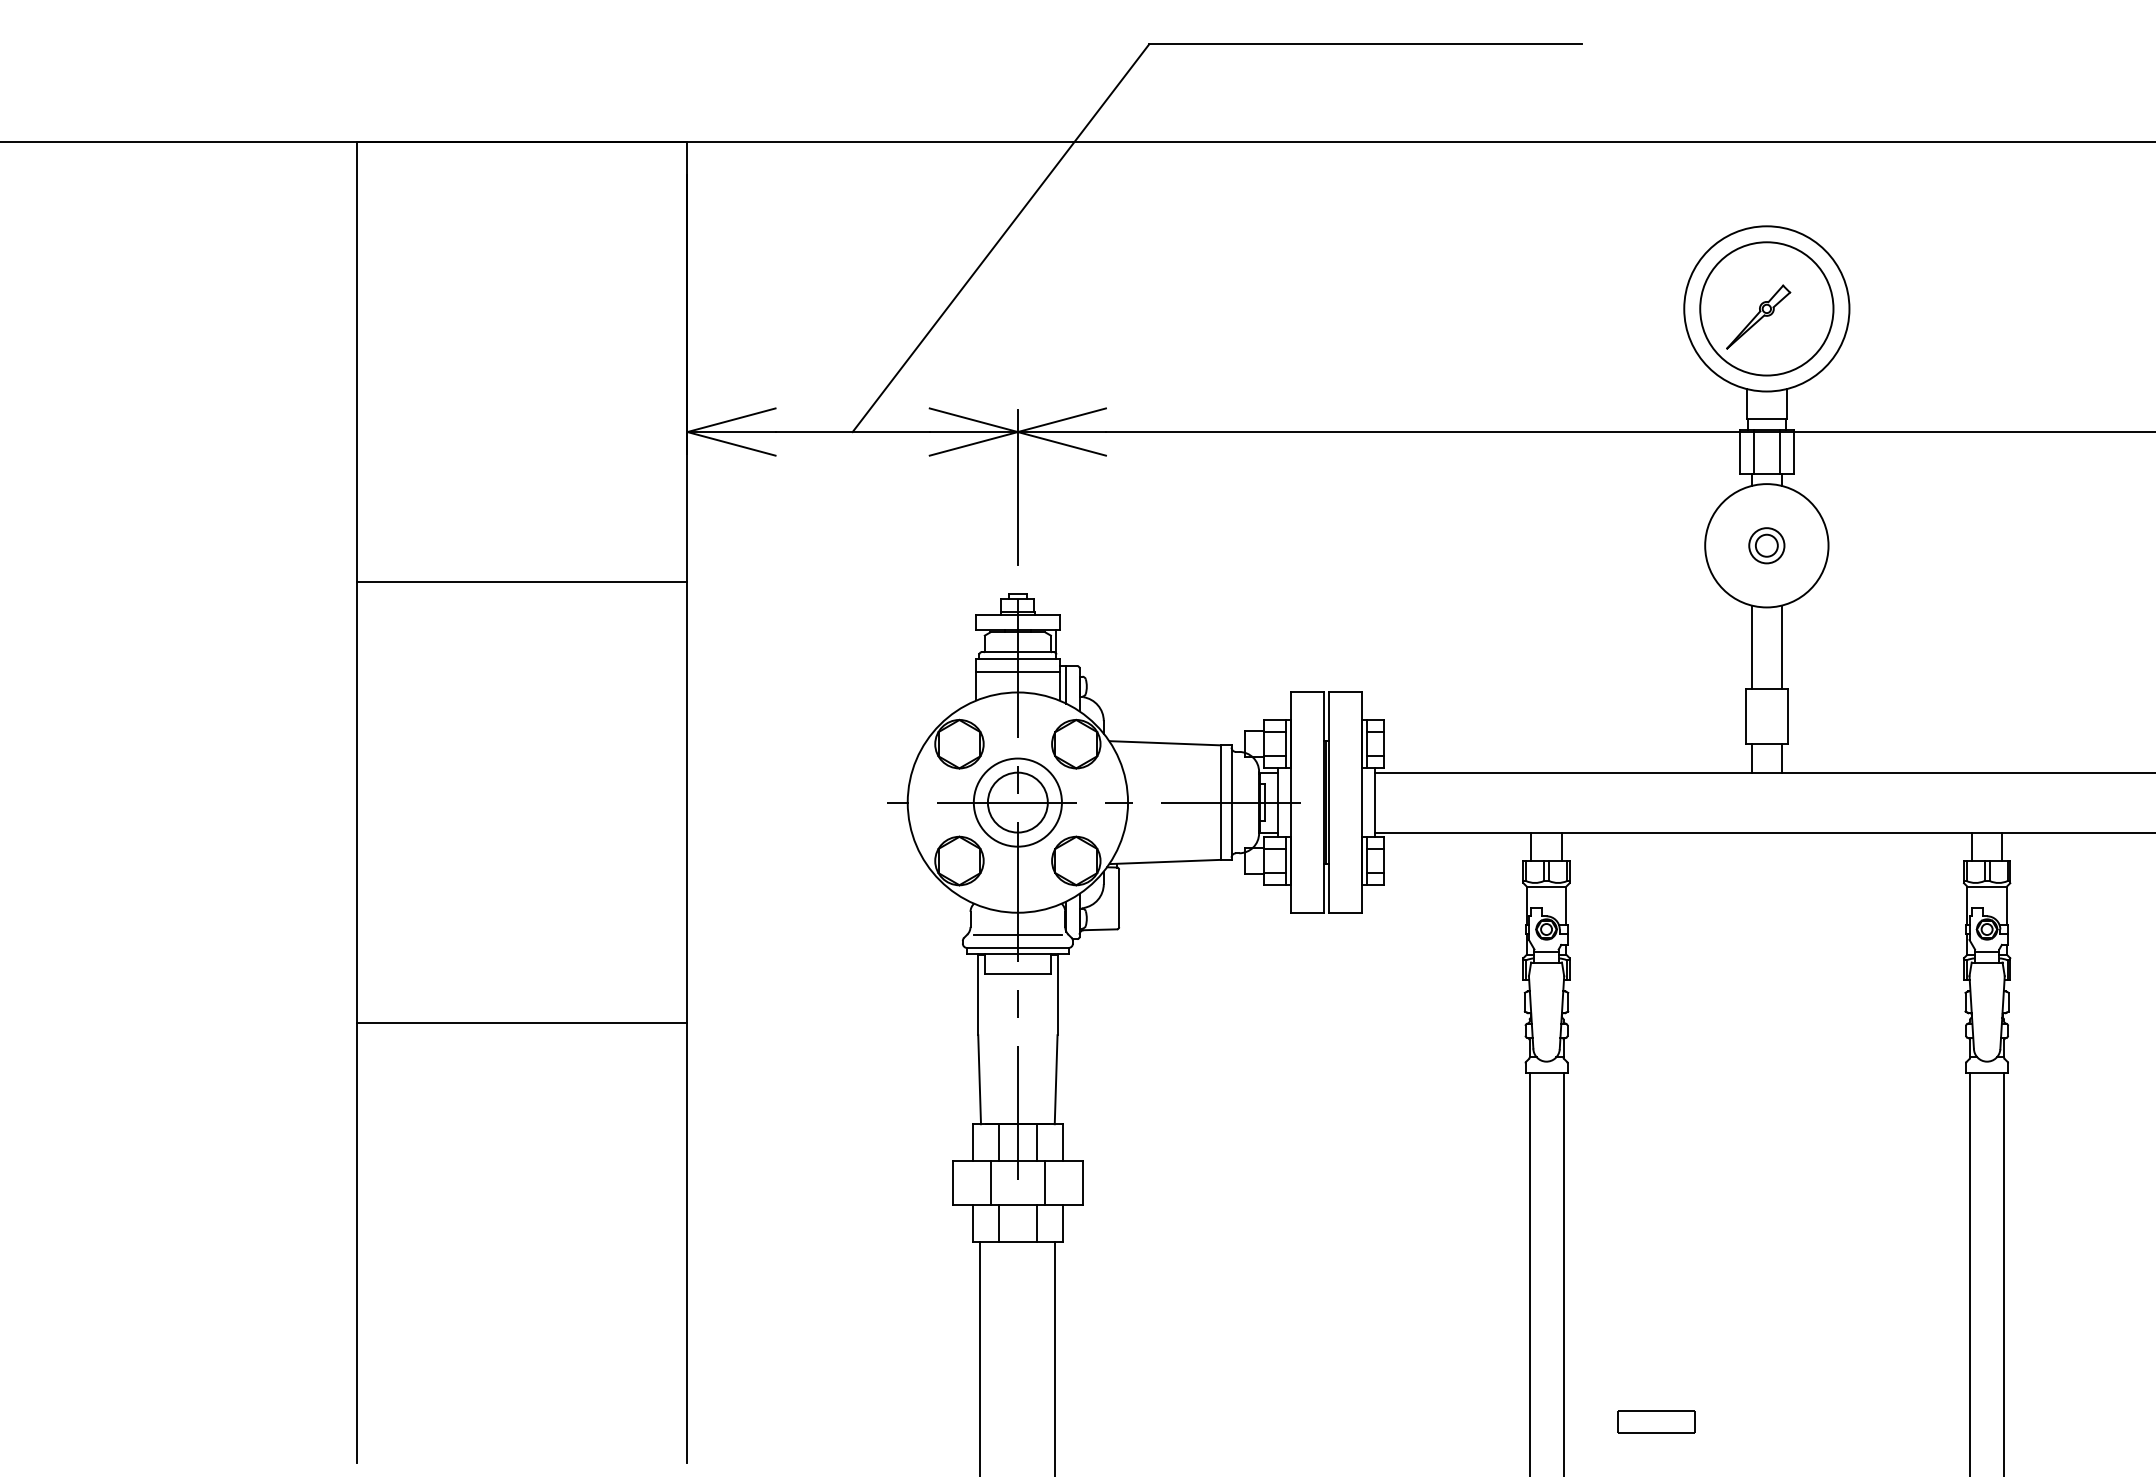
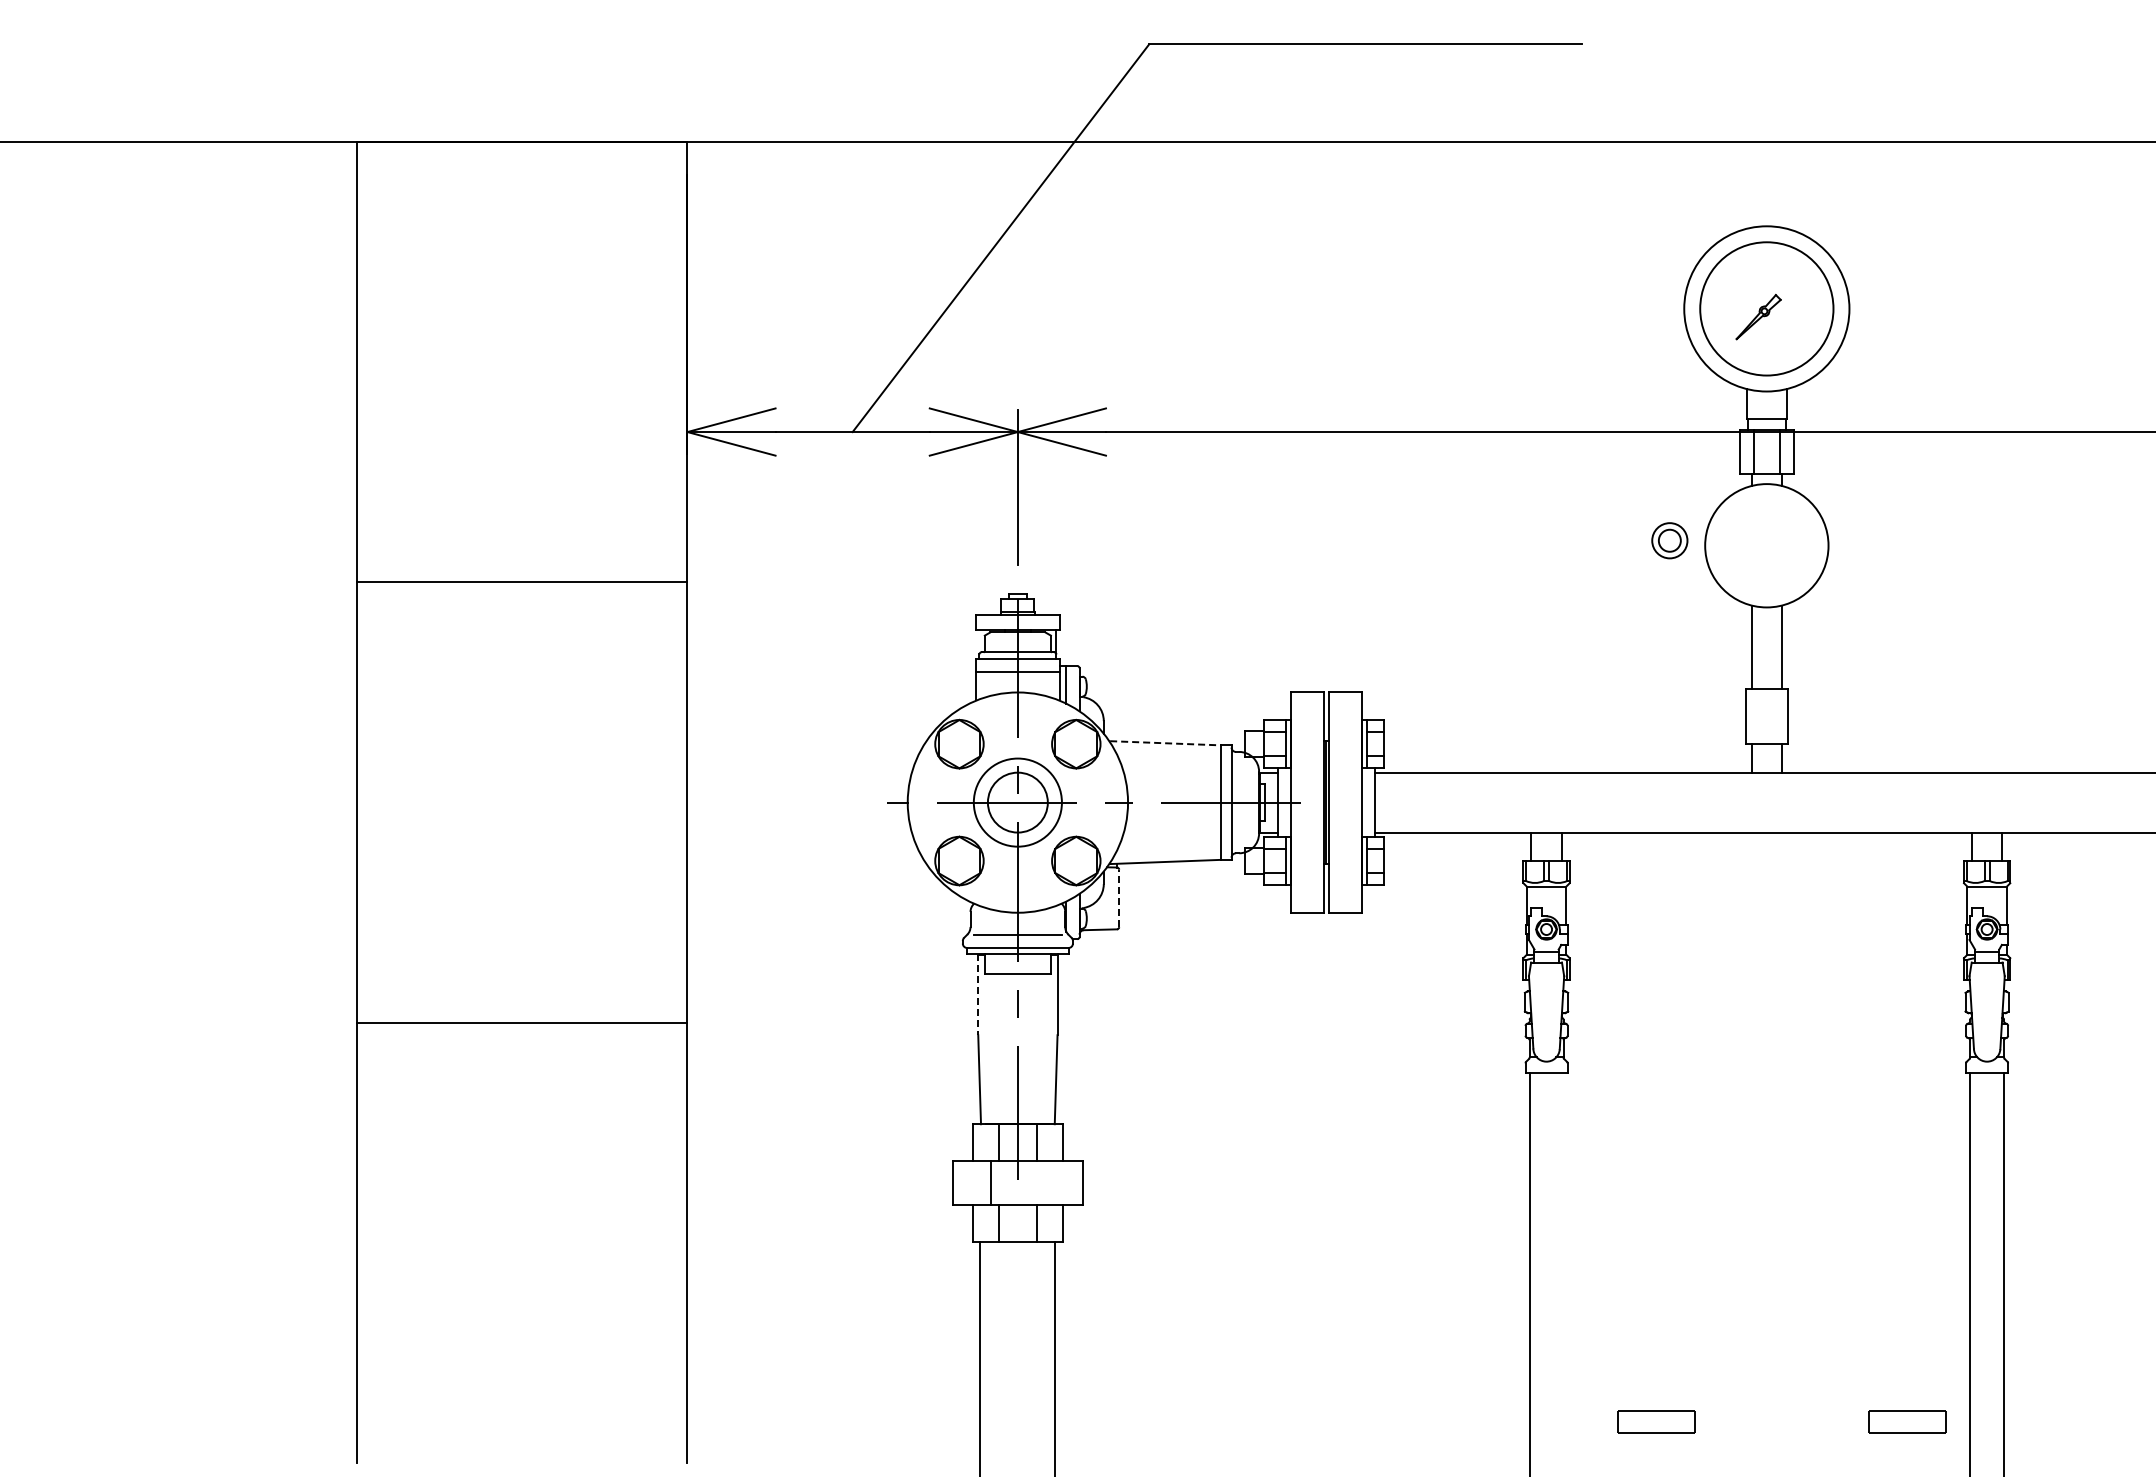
part size: 66x66 px -> 47x48 px (1758, 316)
part position: (1766, 545) -> (1669, 540) (1669, 540)
line: solid -> dashed (1165, 743)
line: solid -> dashed (1119, 898)
line: solid -> dashed (978, 994)
line: present -> none (1044, 1183)
line: present -> none (1563, 1272)
part: none -> present (1907, 1421)
